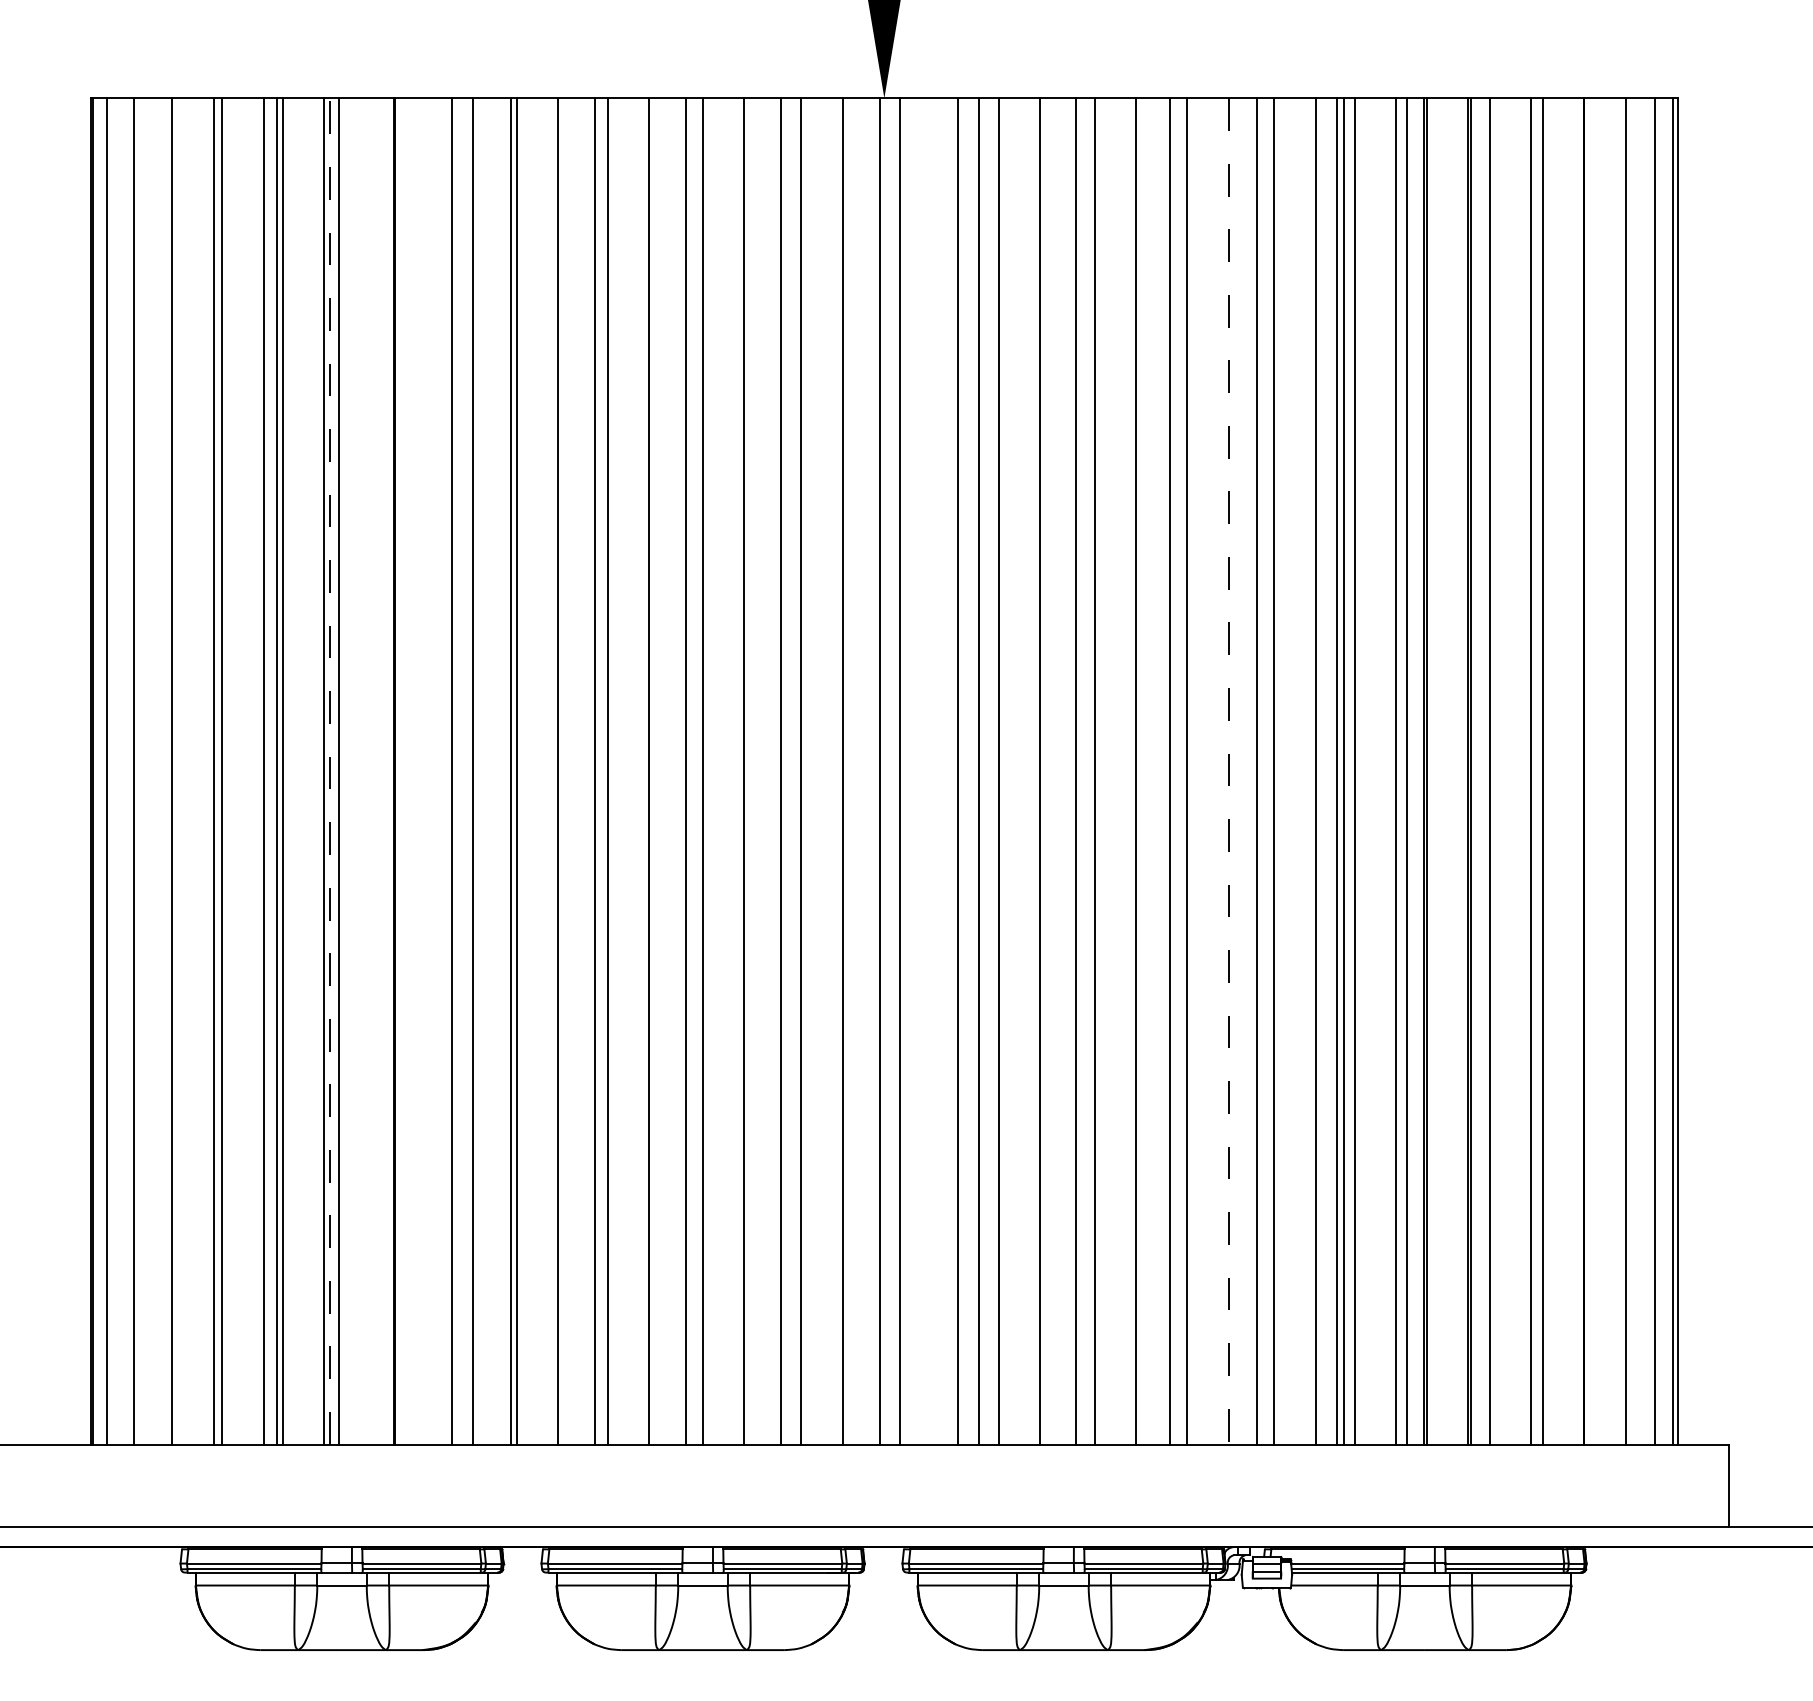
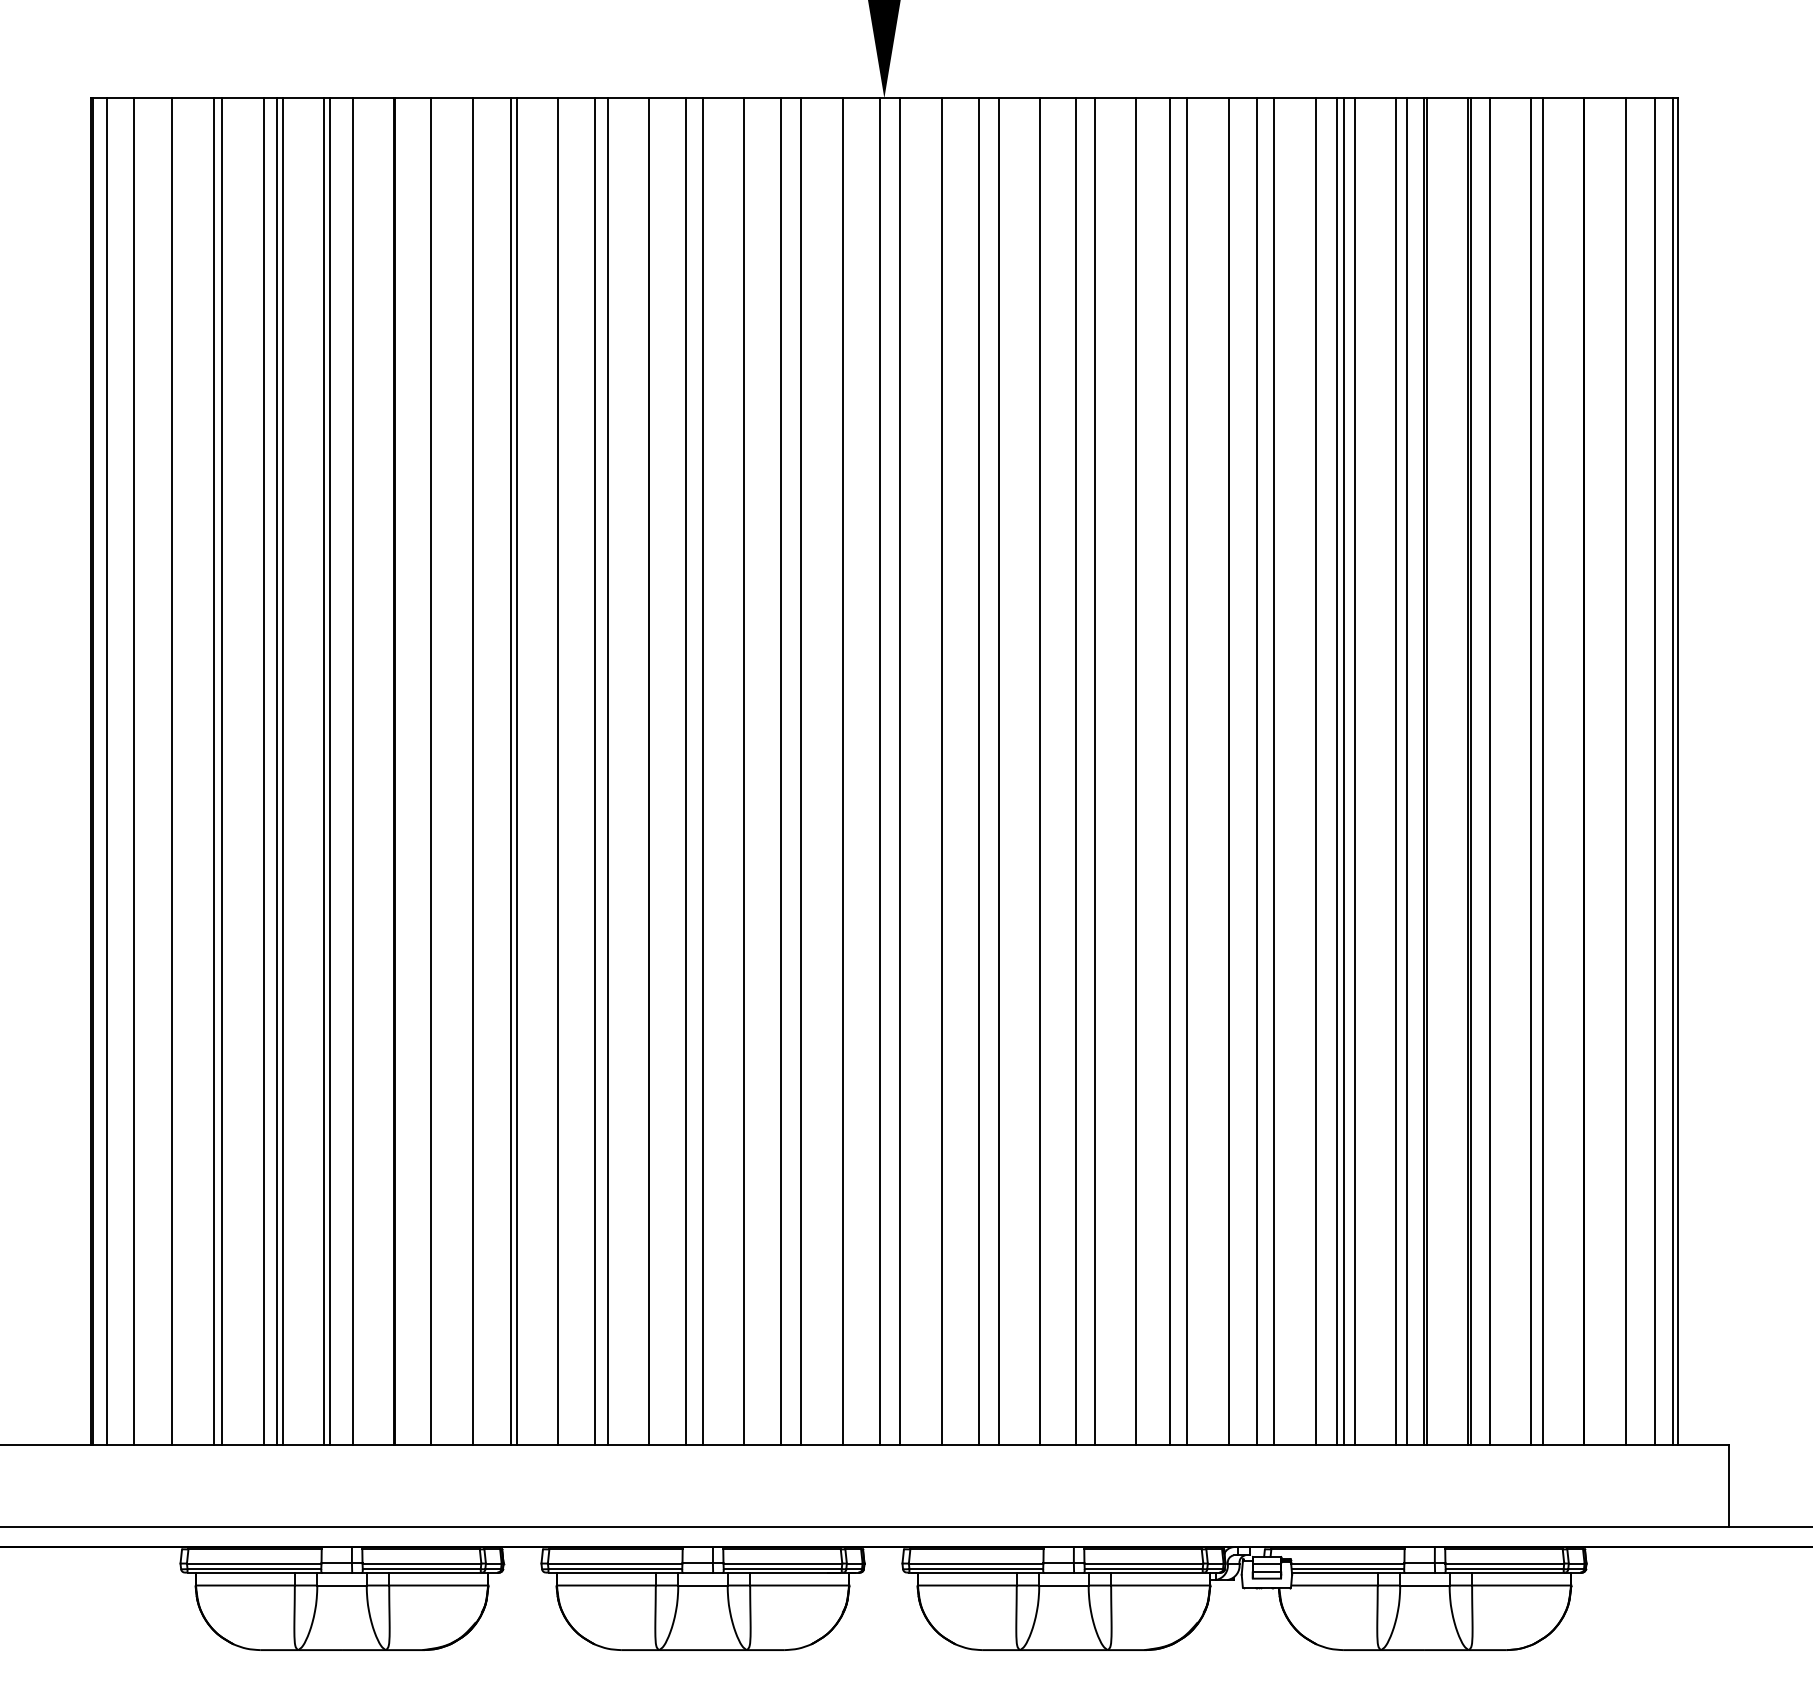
line: dashed -> solid (330, 771)
line position: (338, 771) -> (352, 771) (352, 771)
line position: (452, 771) -> (431, 771) (431, 771)
line position: (957, 771) -> (941, 771) (941, 771)
line: dashed -> solid (1228, 772)
